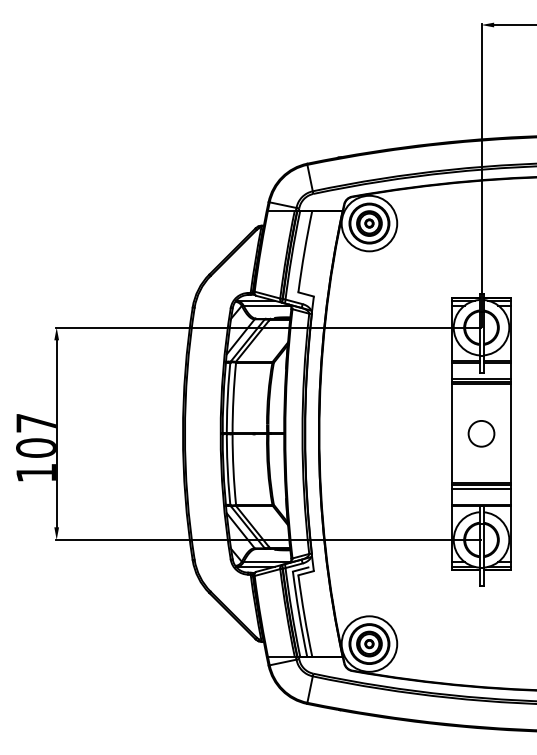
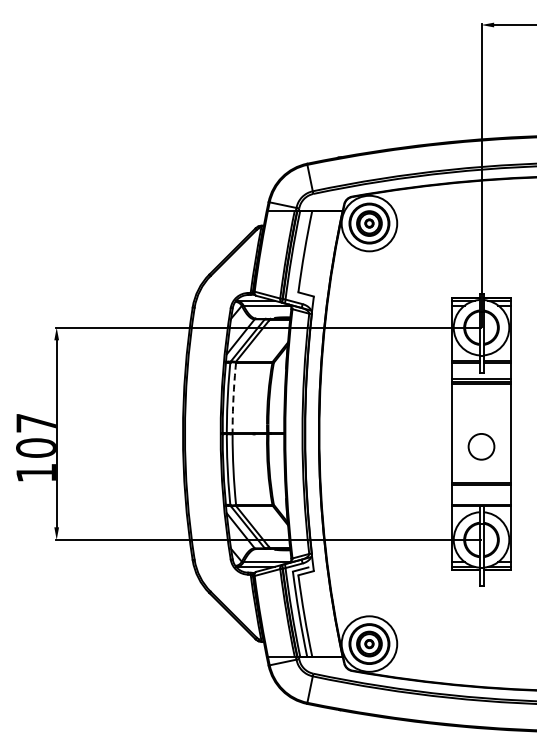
arc: solid -> dashed (233, 397)
circle position: (481, 433) -> (481, 446) (481, 446)
line: present -> none (481, 488)
